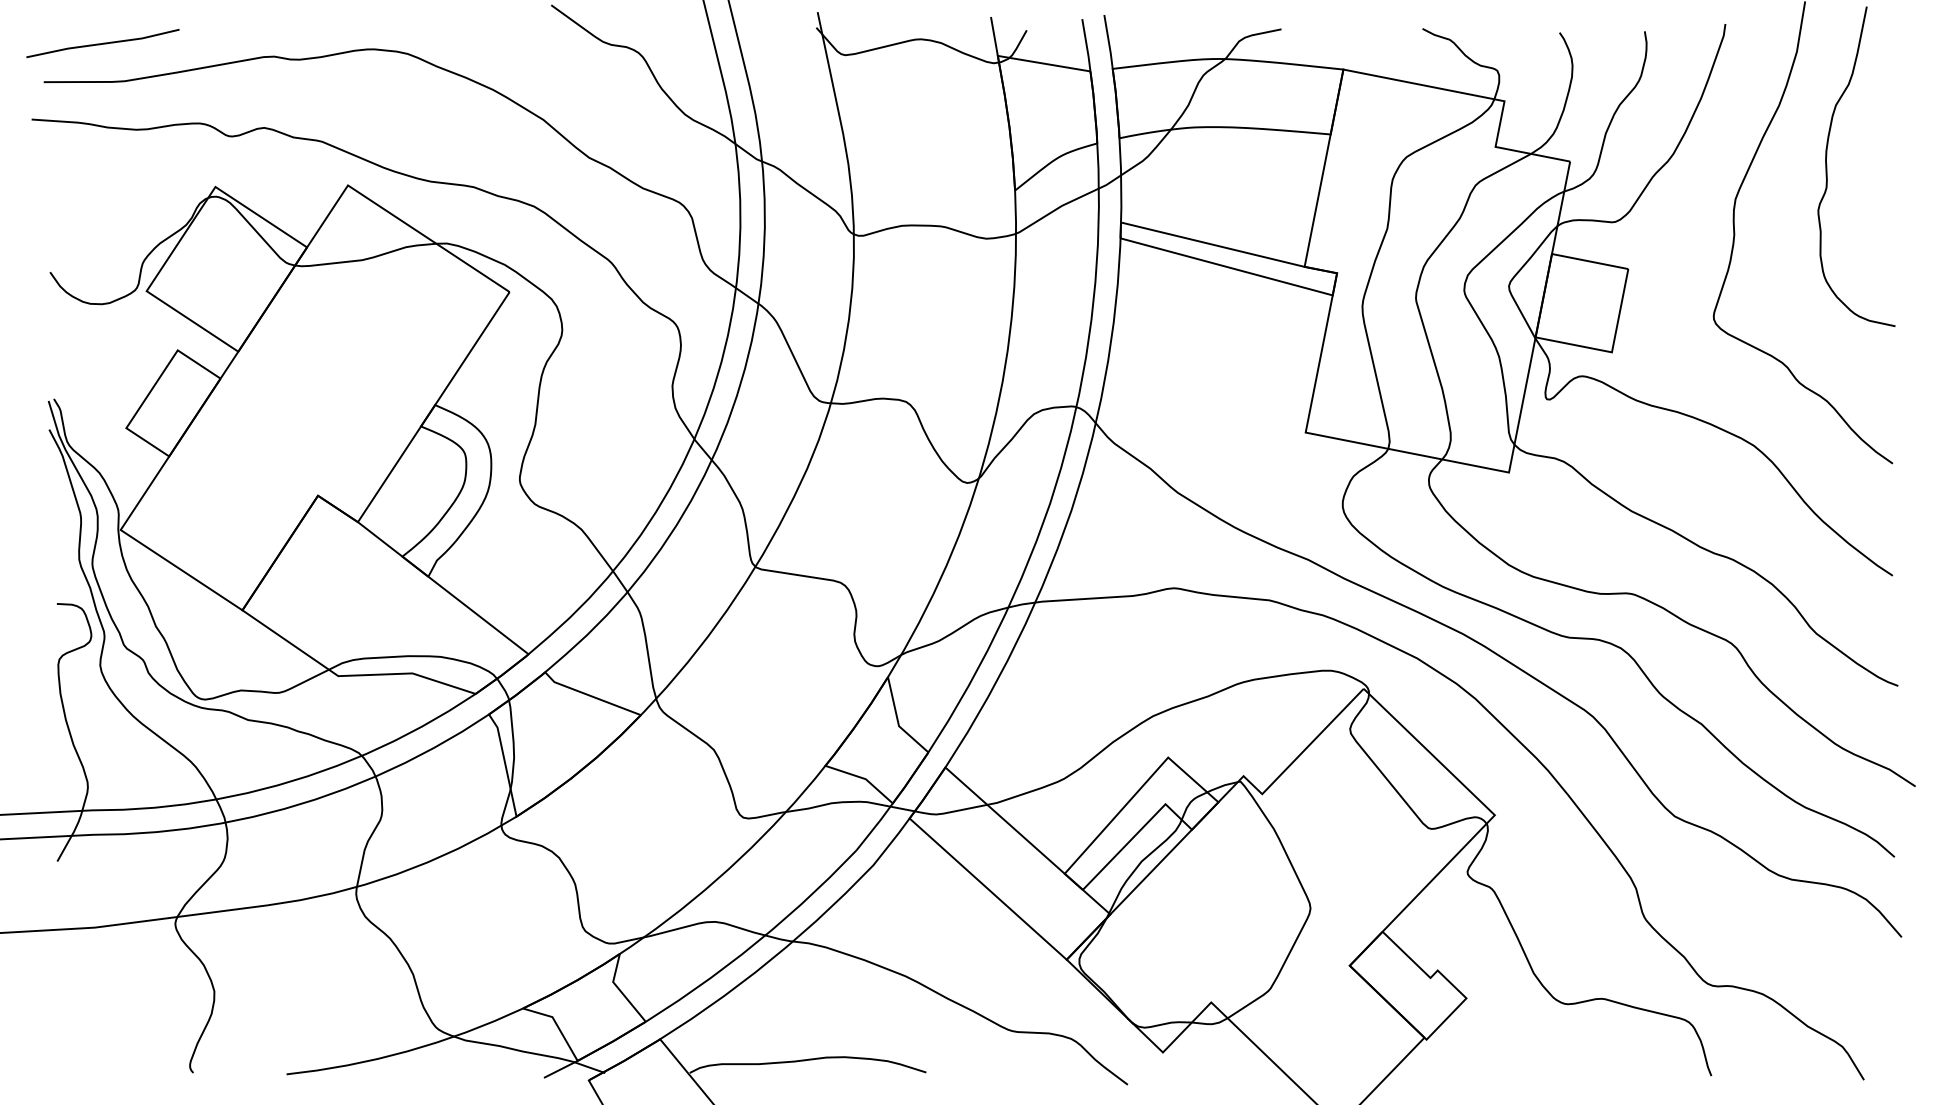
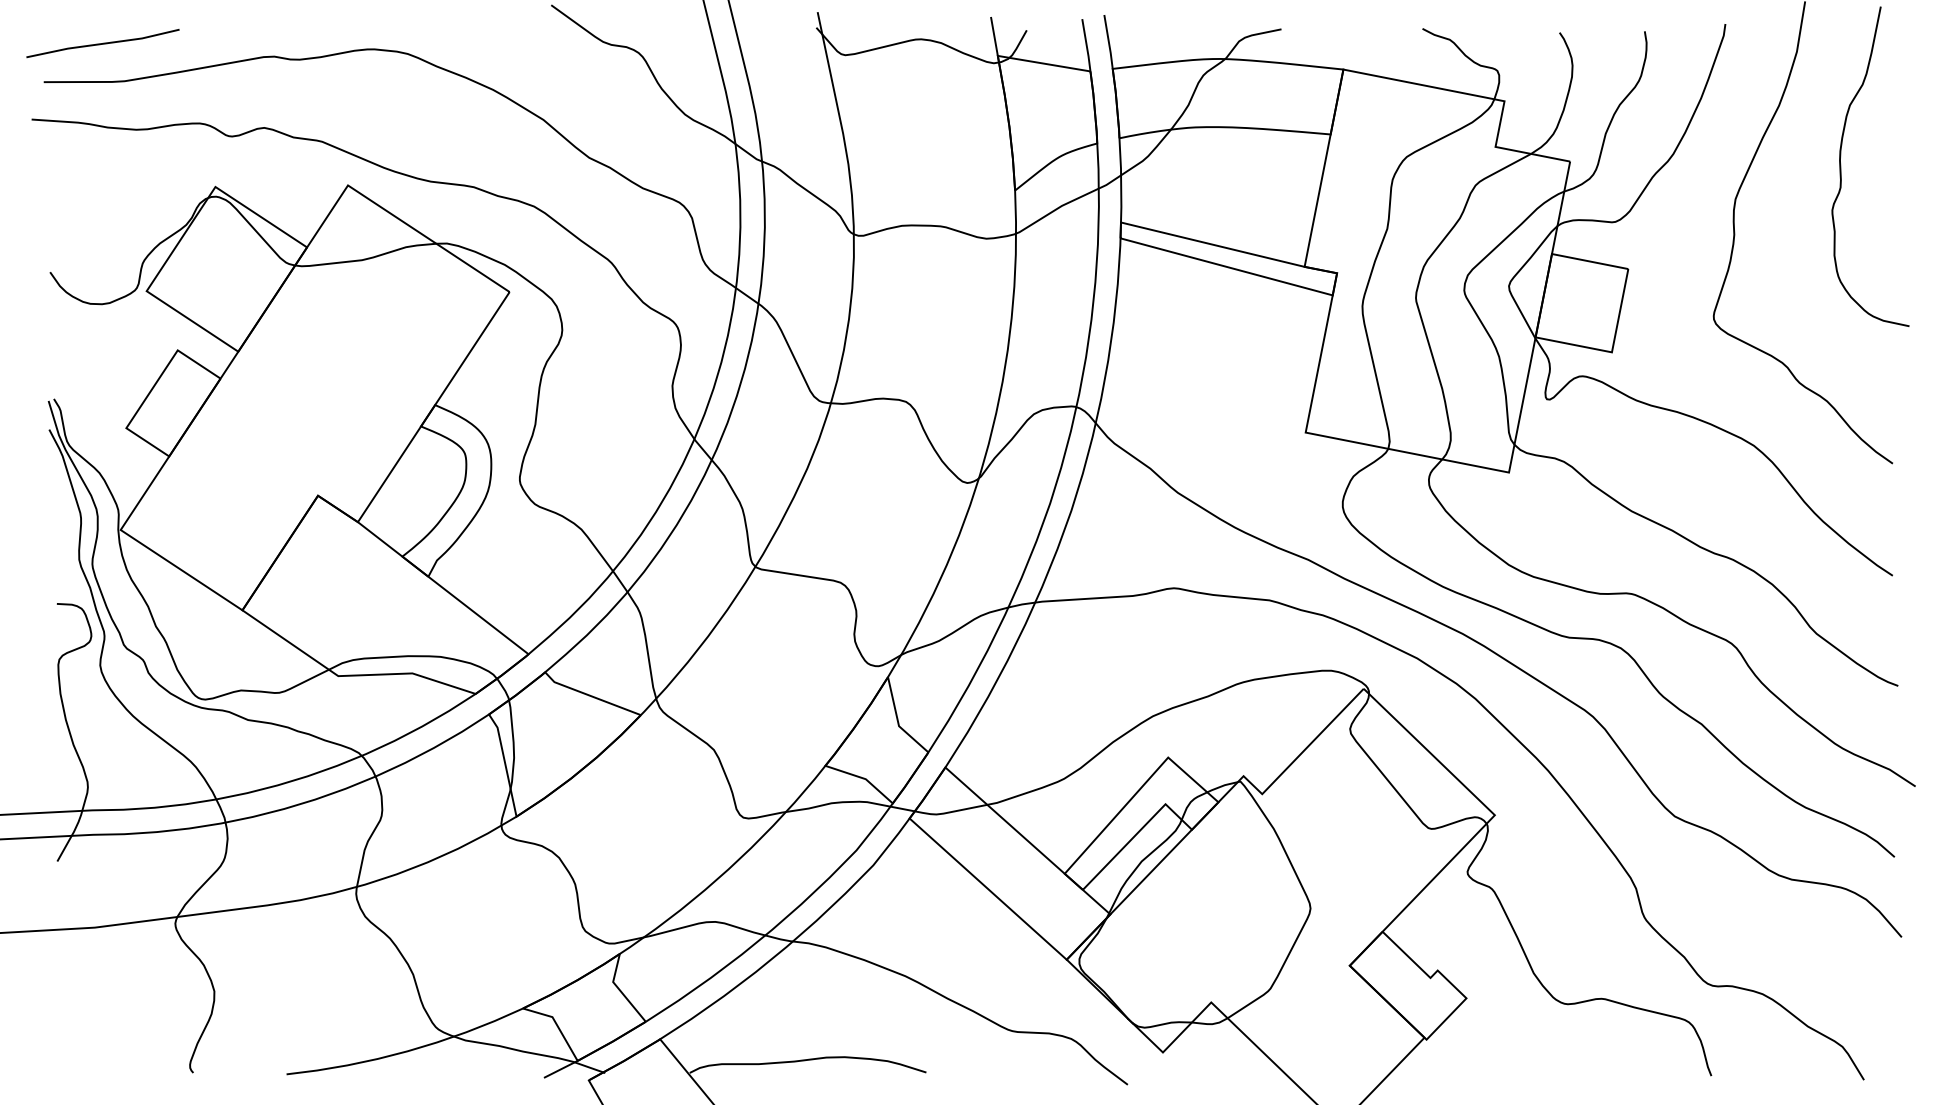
curve position: (1827, 166) -> (1841, 166) (1841, 166)
